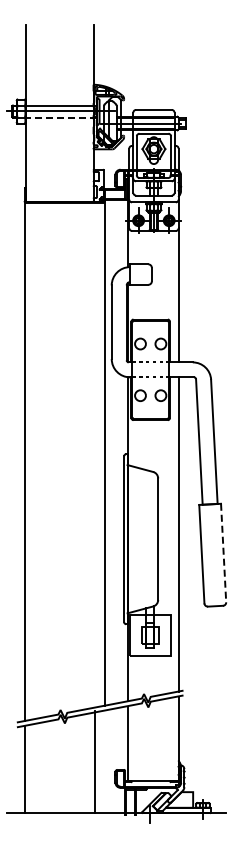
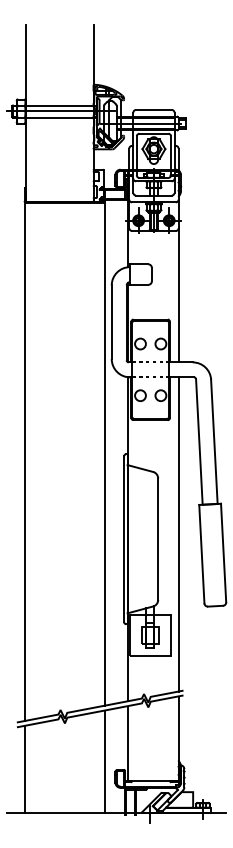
line: dashed -> solid (61, 117)
line: dashed -> solid (223, 553)
line position: (94, 761) -> (104, 761) (104, 761)
